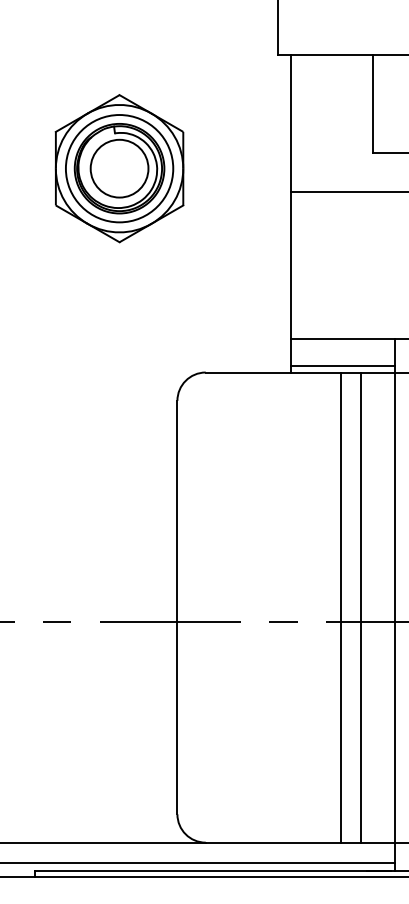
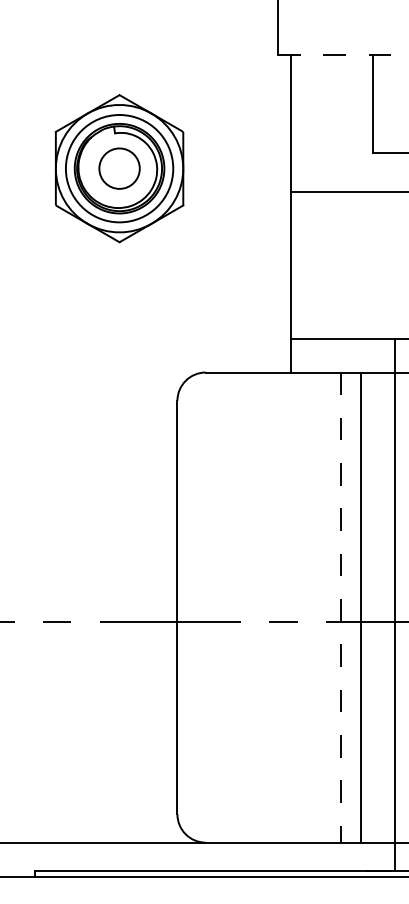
line: solid -> dashed (343, 55)
circle diameter: 58 px -> 40 px (119, 168)
line: present -> none (342, 365)
line: solid -> dashed (340, 608)
line: present -> none (198, 863)
